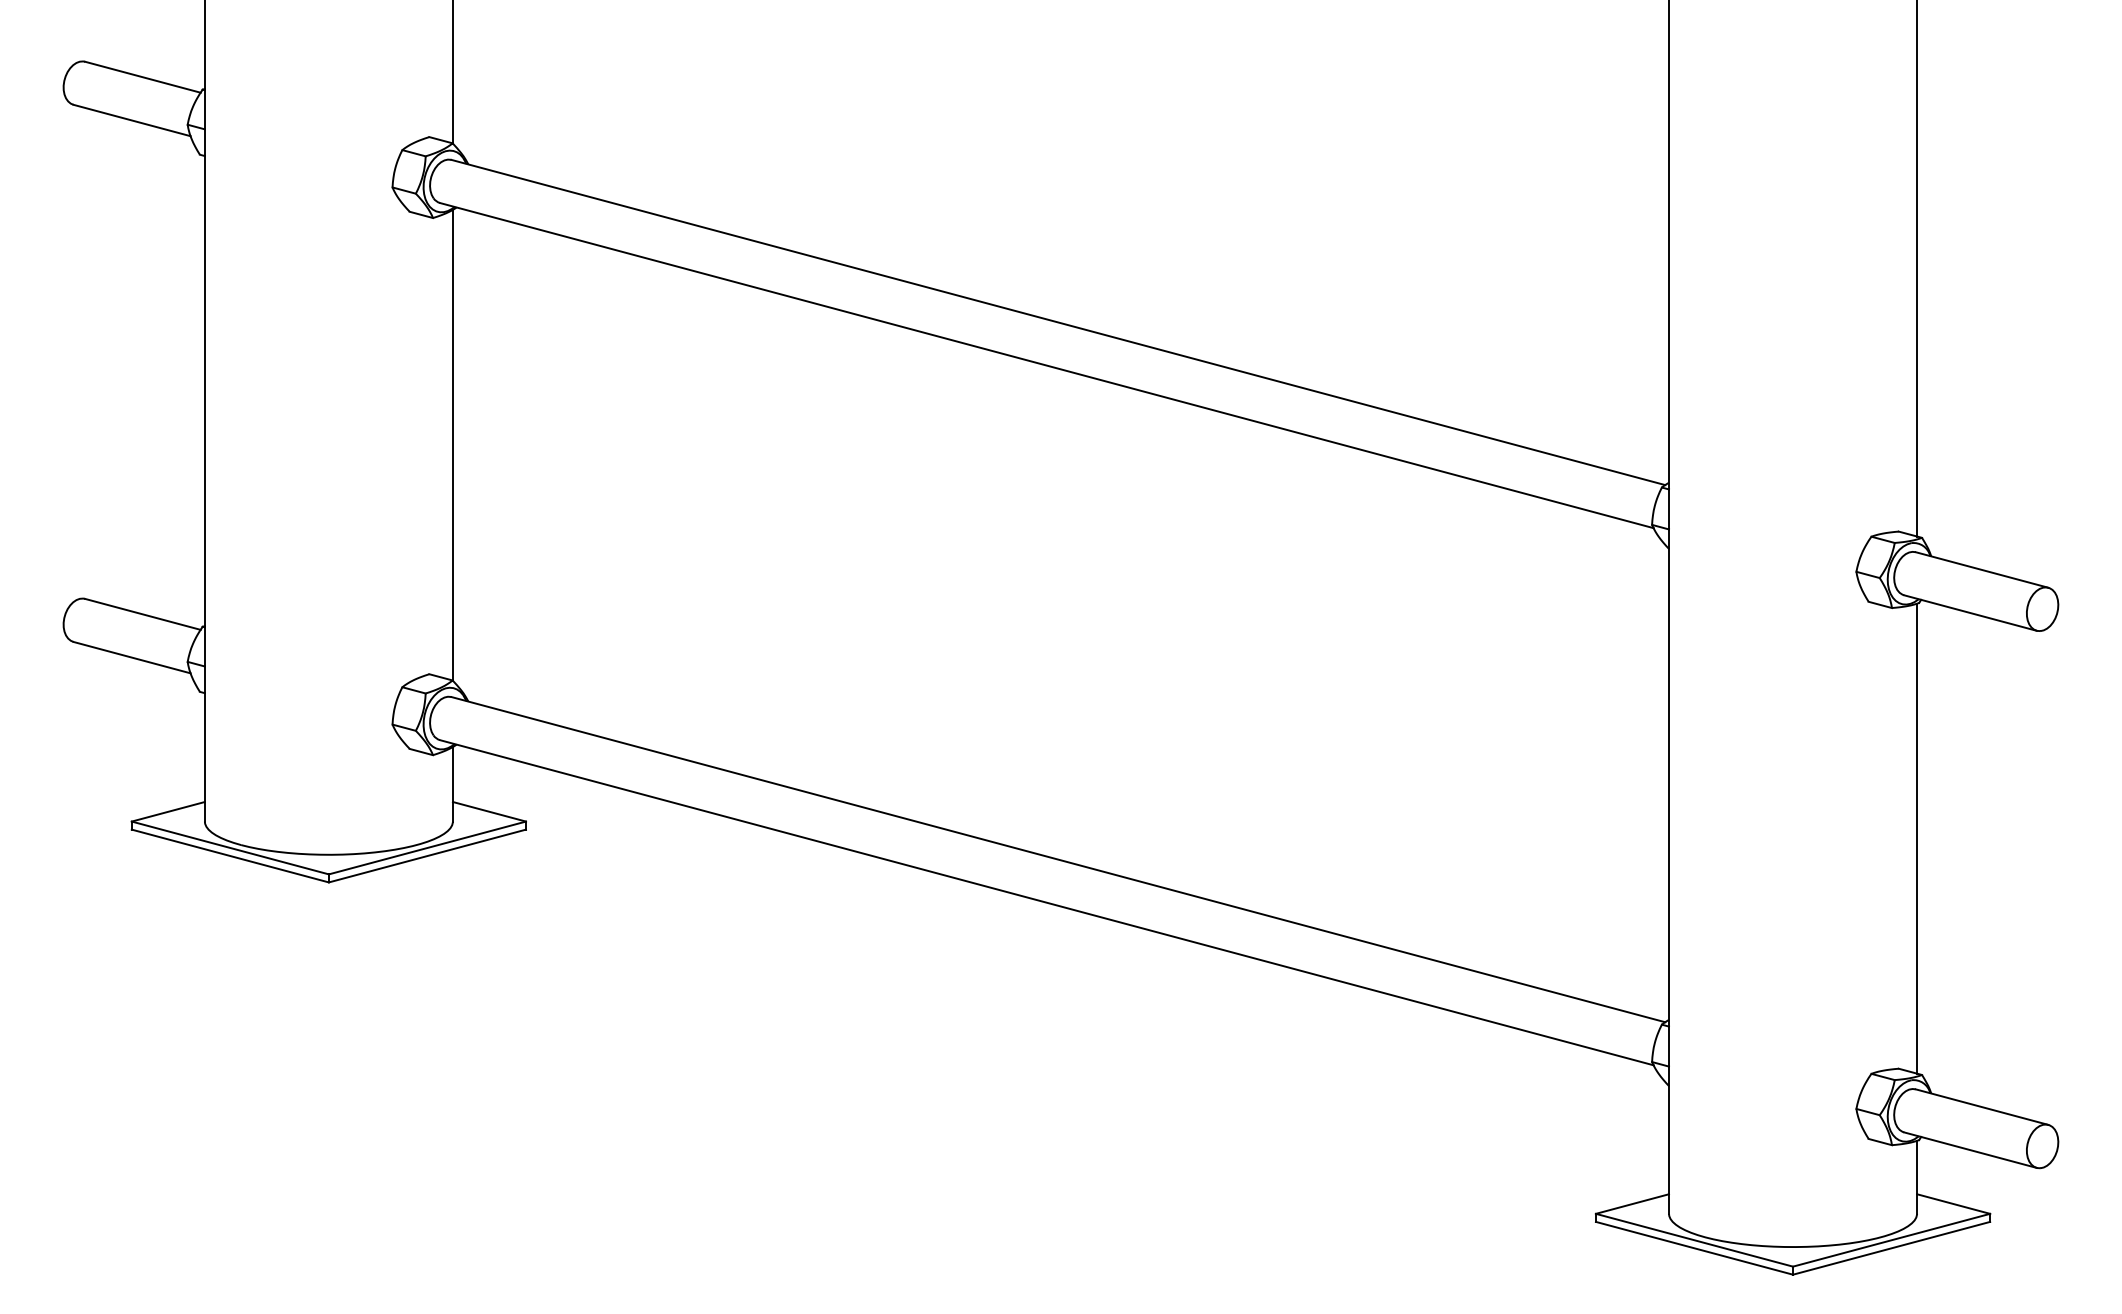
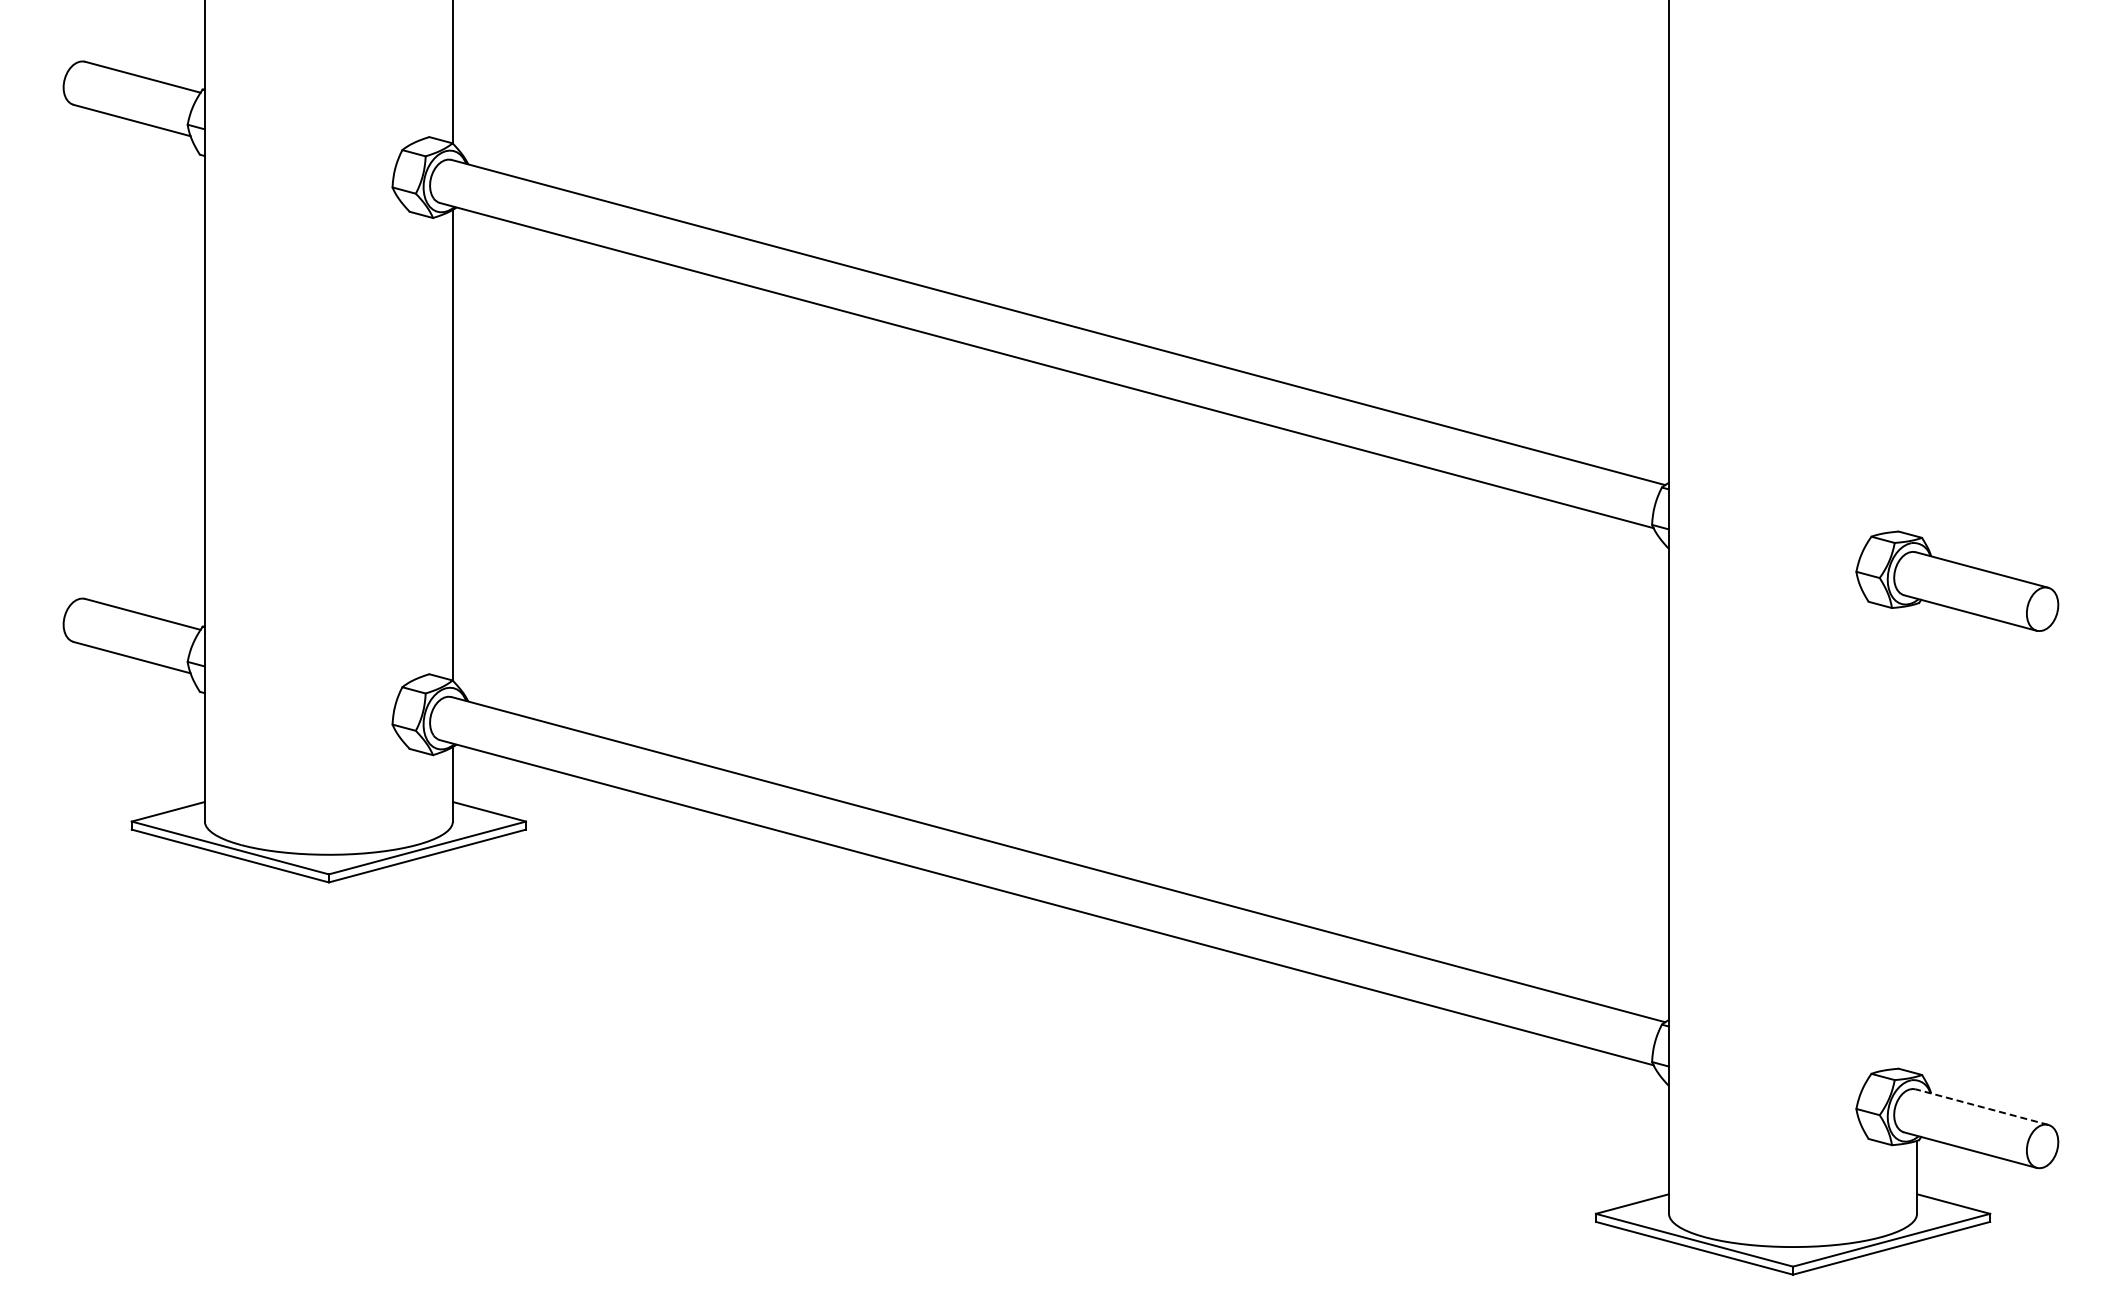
line: present -> none (1917, 269)
line: present -> none (1917, 838)
line: solid -> dashed (1982, 1107)
